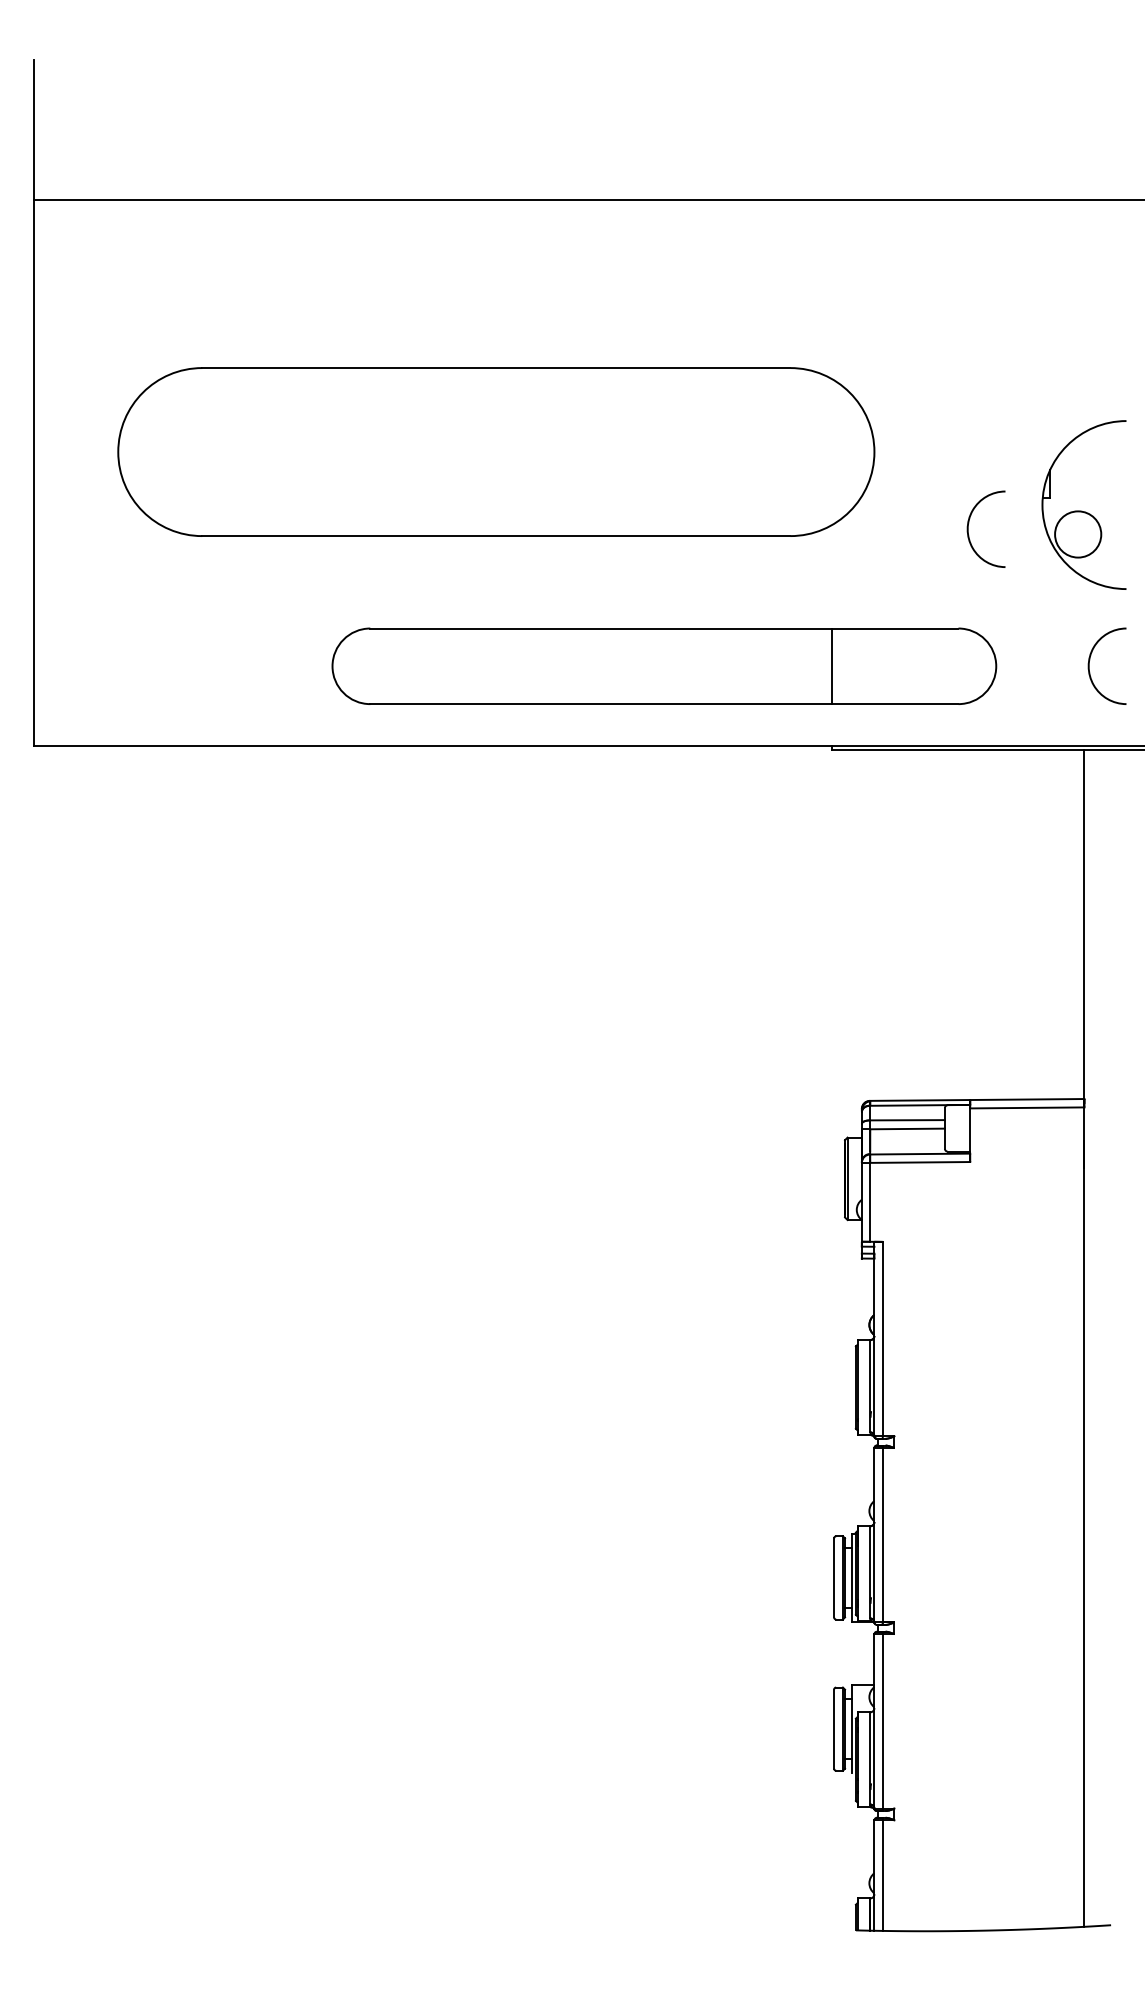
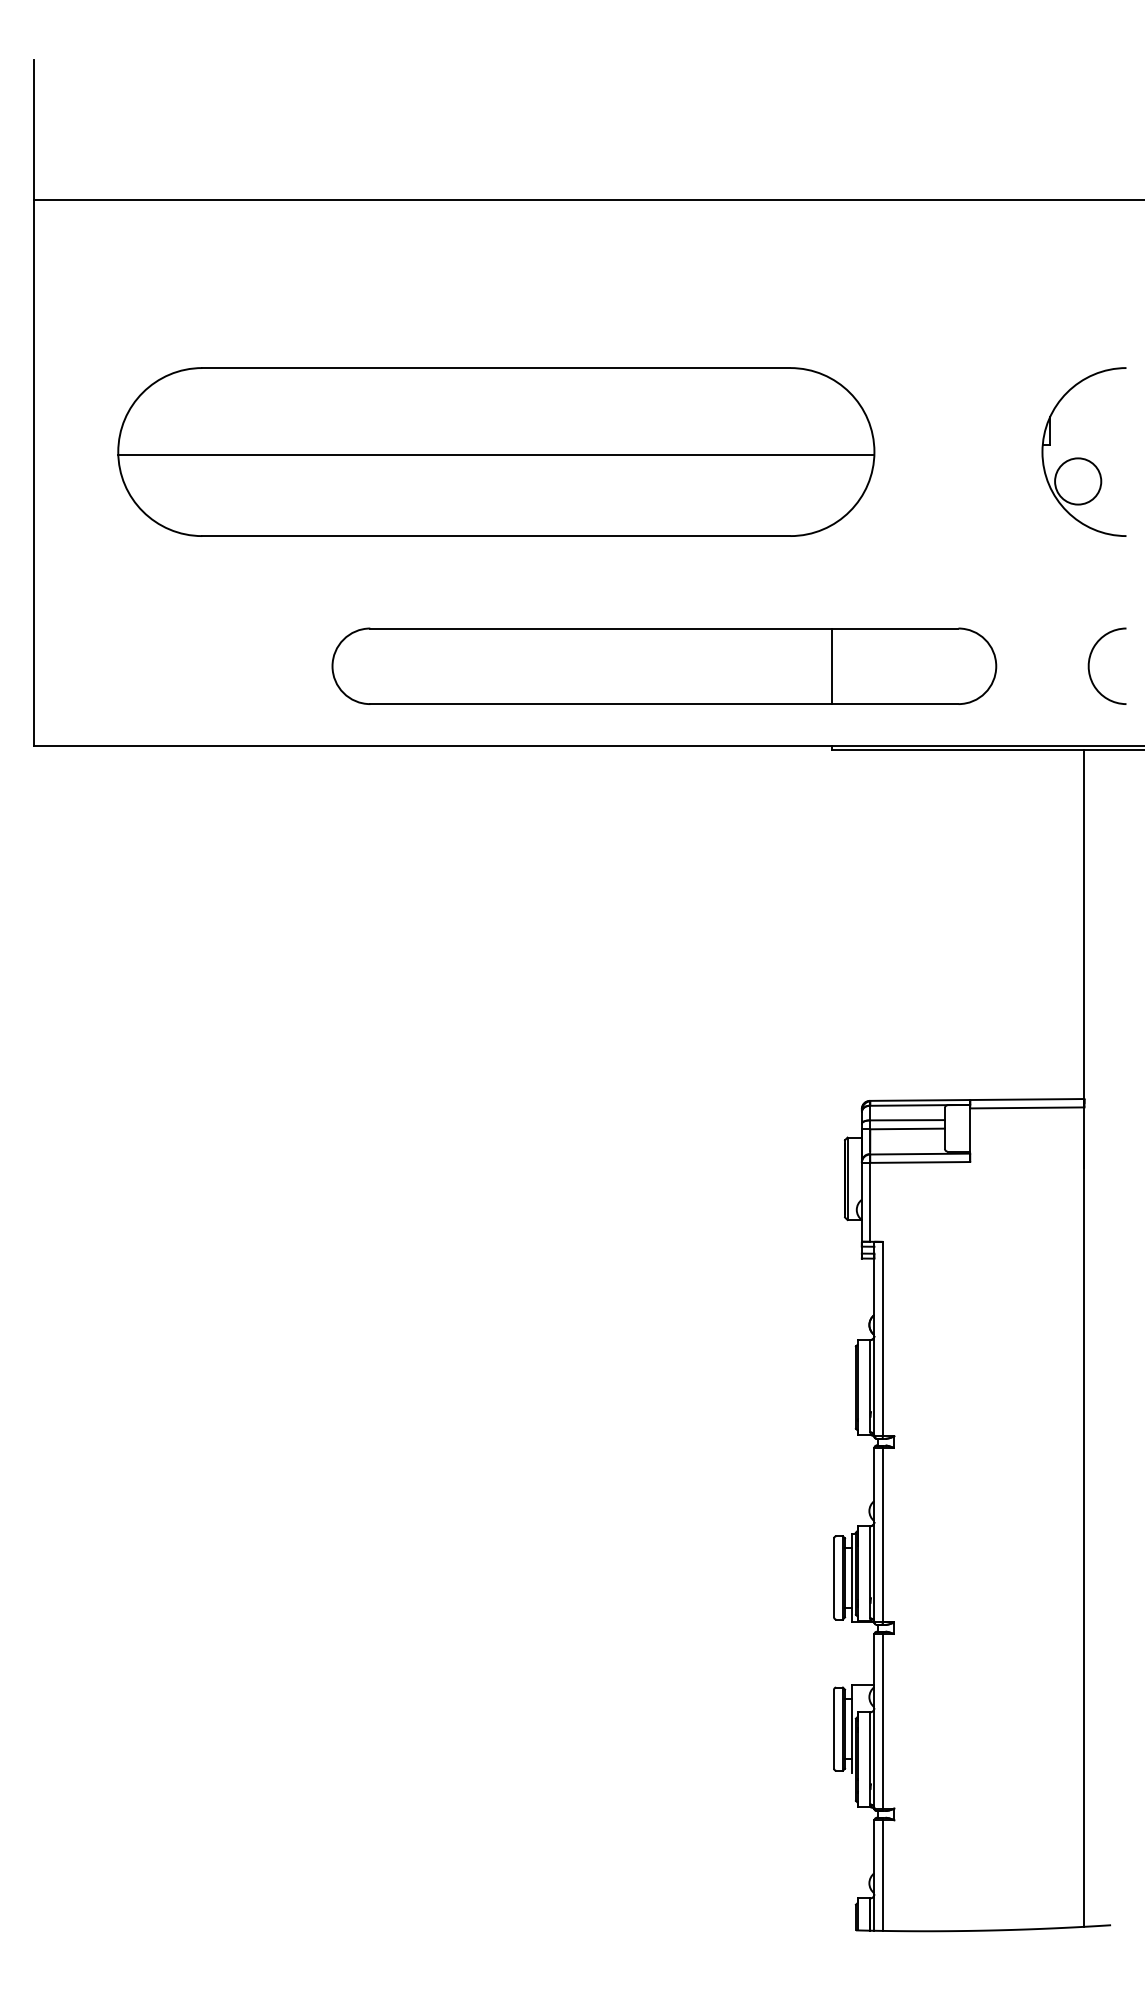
line: none -> present (496, 454)
part position: (1082, 510) -> (1082, 457) (1082, 457)
arc: present -> none (969, 523)
